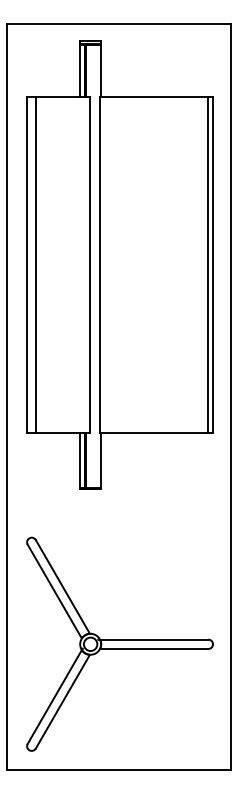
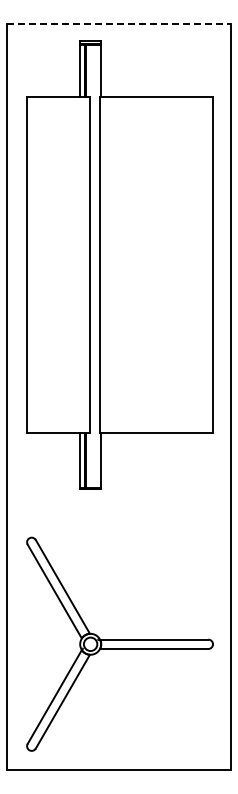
line: solid -> dashed (118, 23)
line: present -> none (35, 265)
line: present -> none (208, 265)
